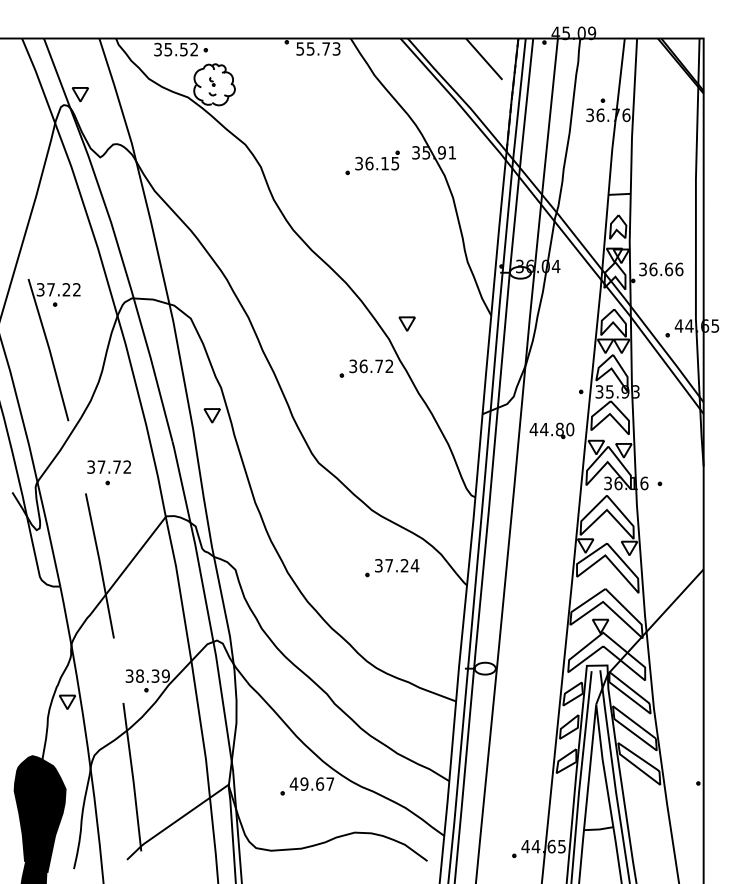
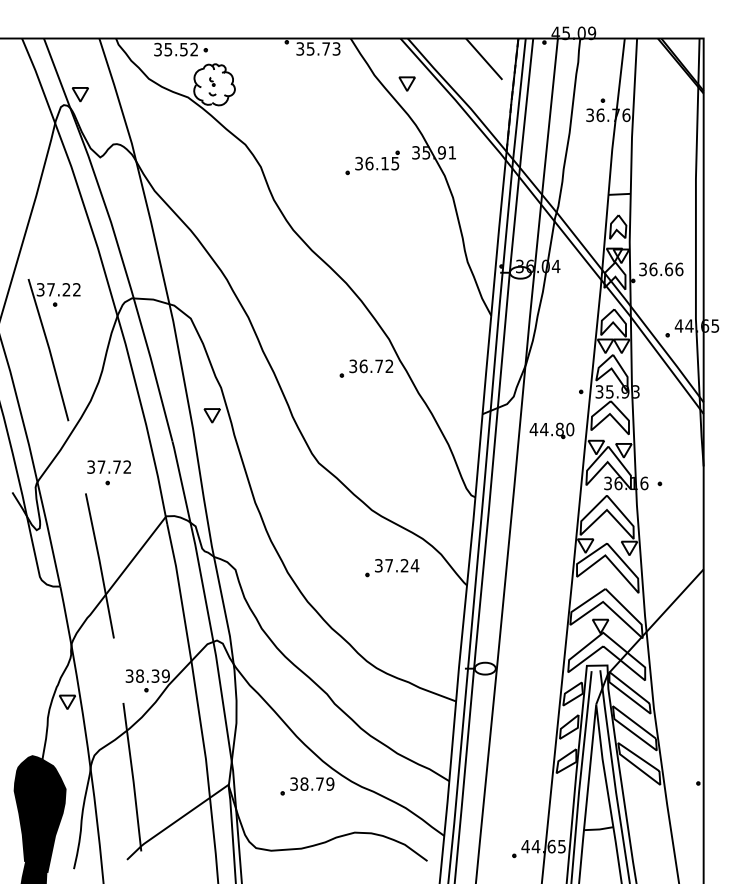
text: 55.73 -> 35.73 (300, 48)
part position: (406, 323) -> (406, 83) (406, 83)
text: 49.67 -> 38.79 (311, 783)
